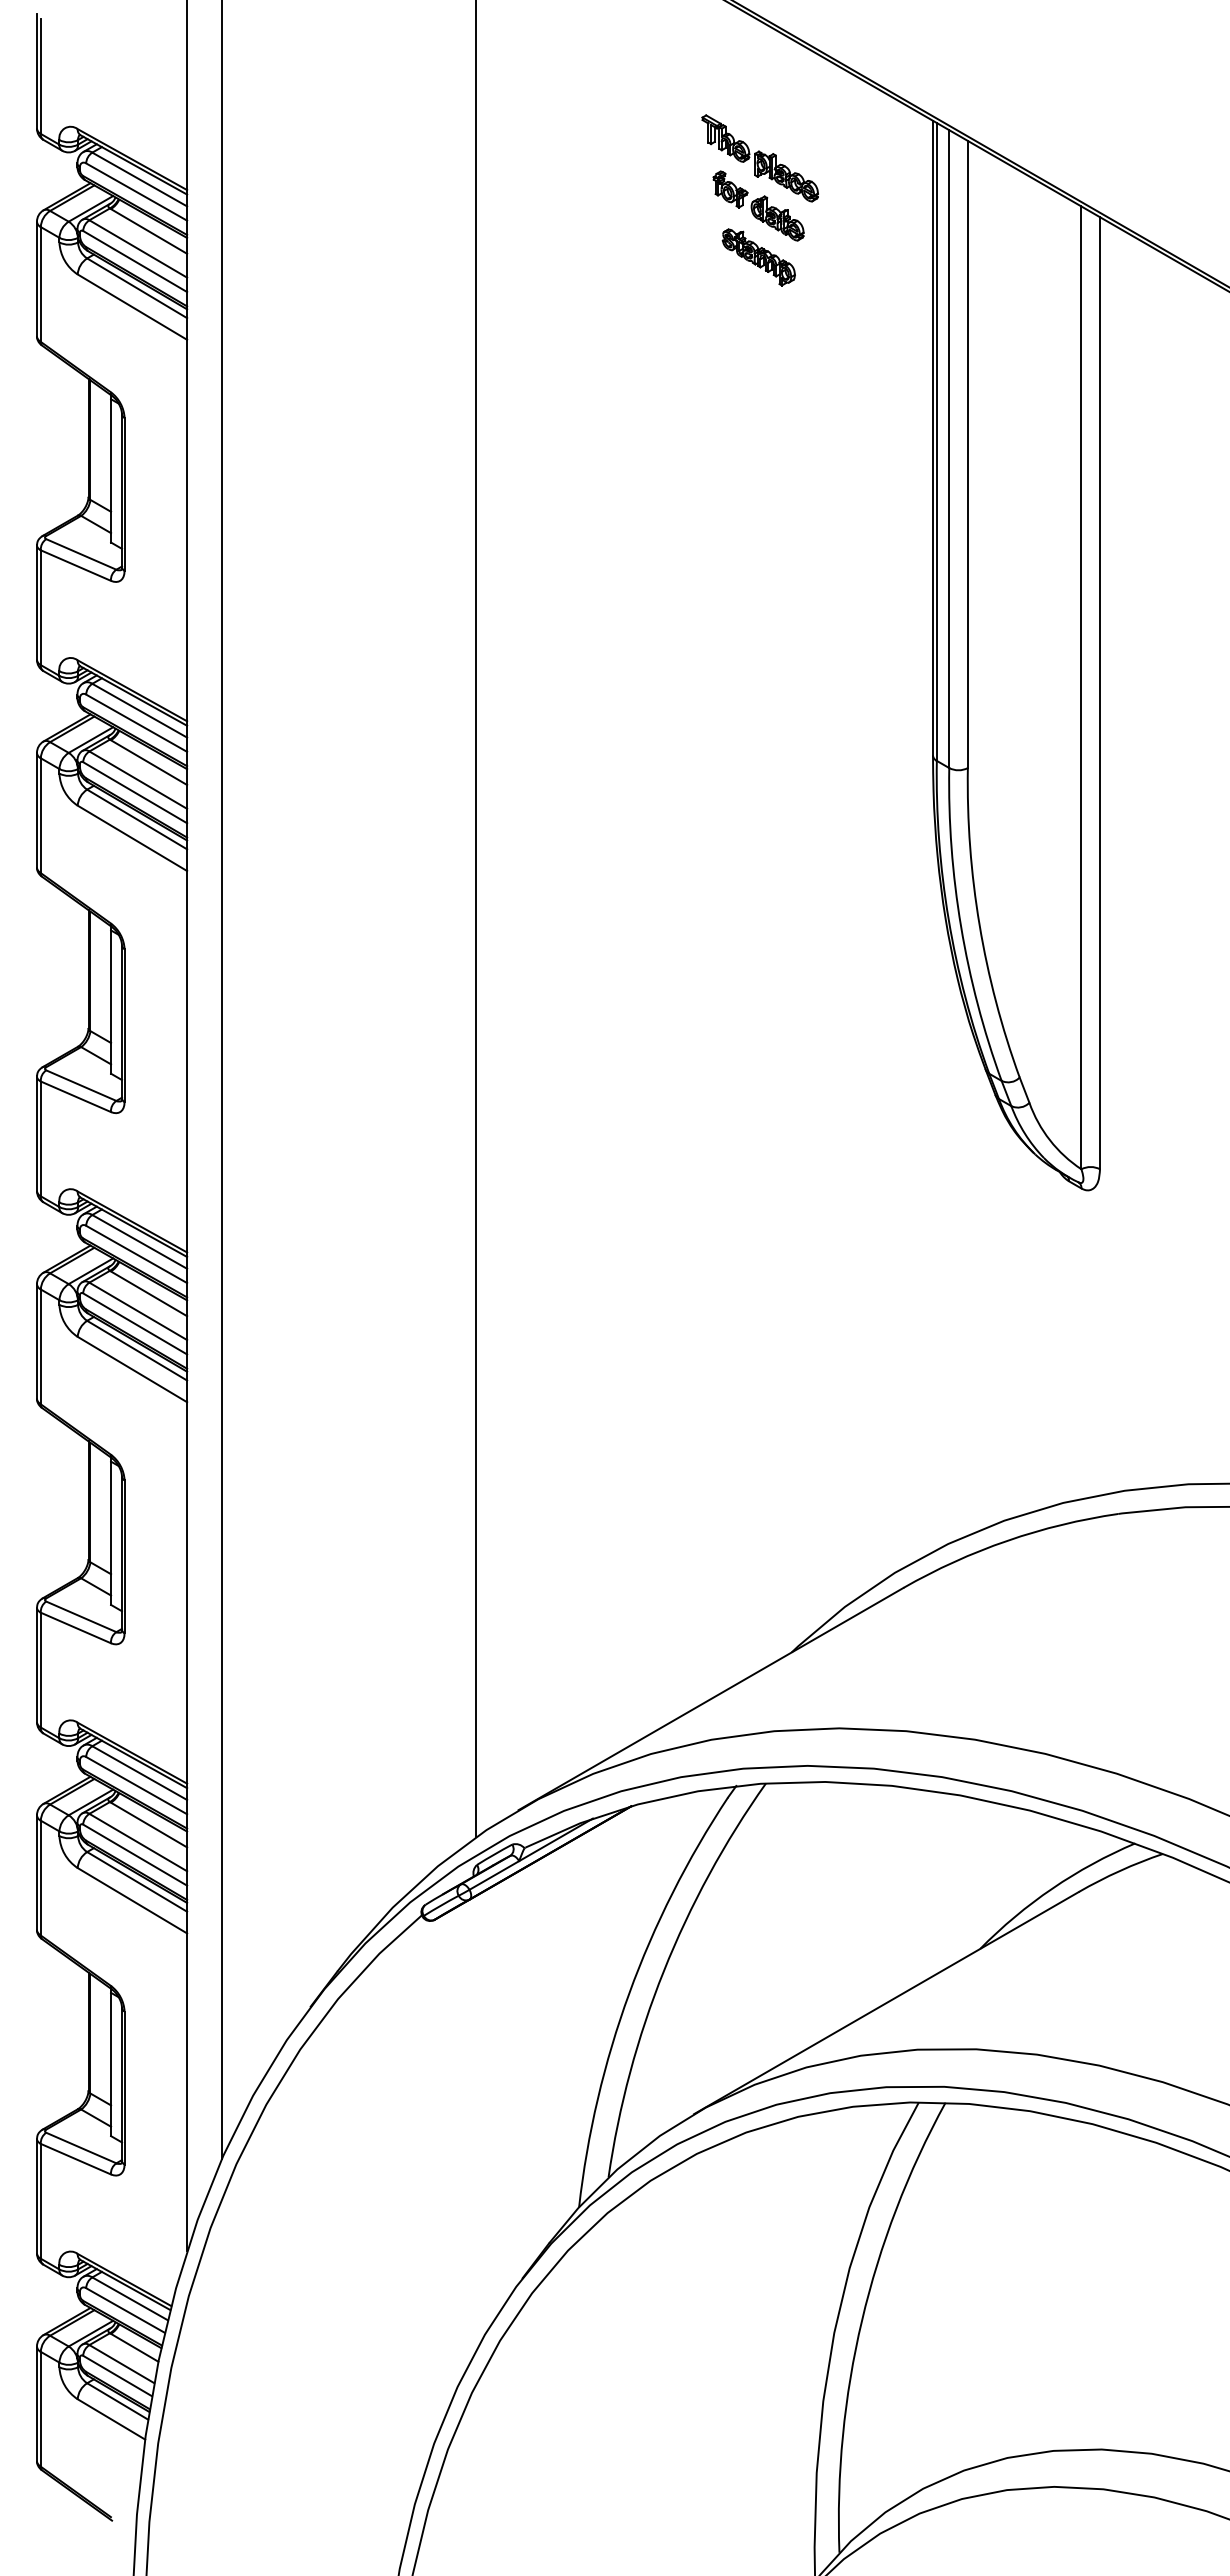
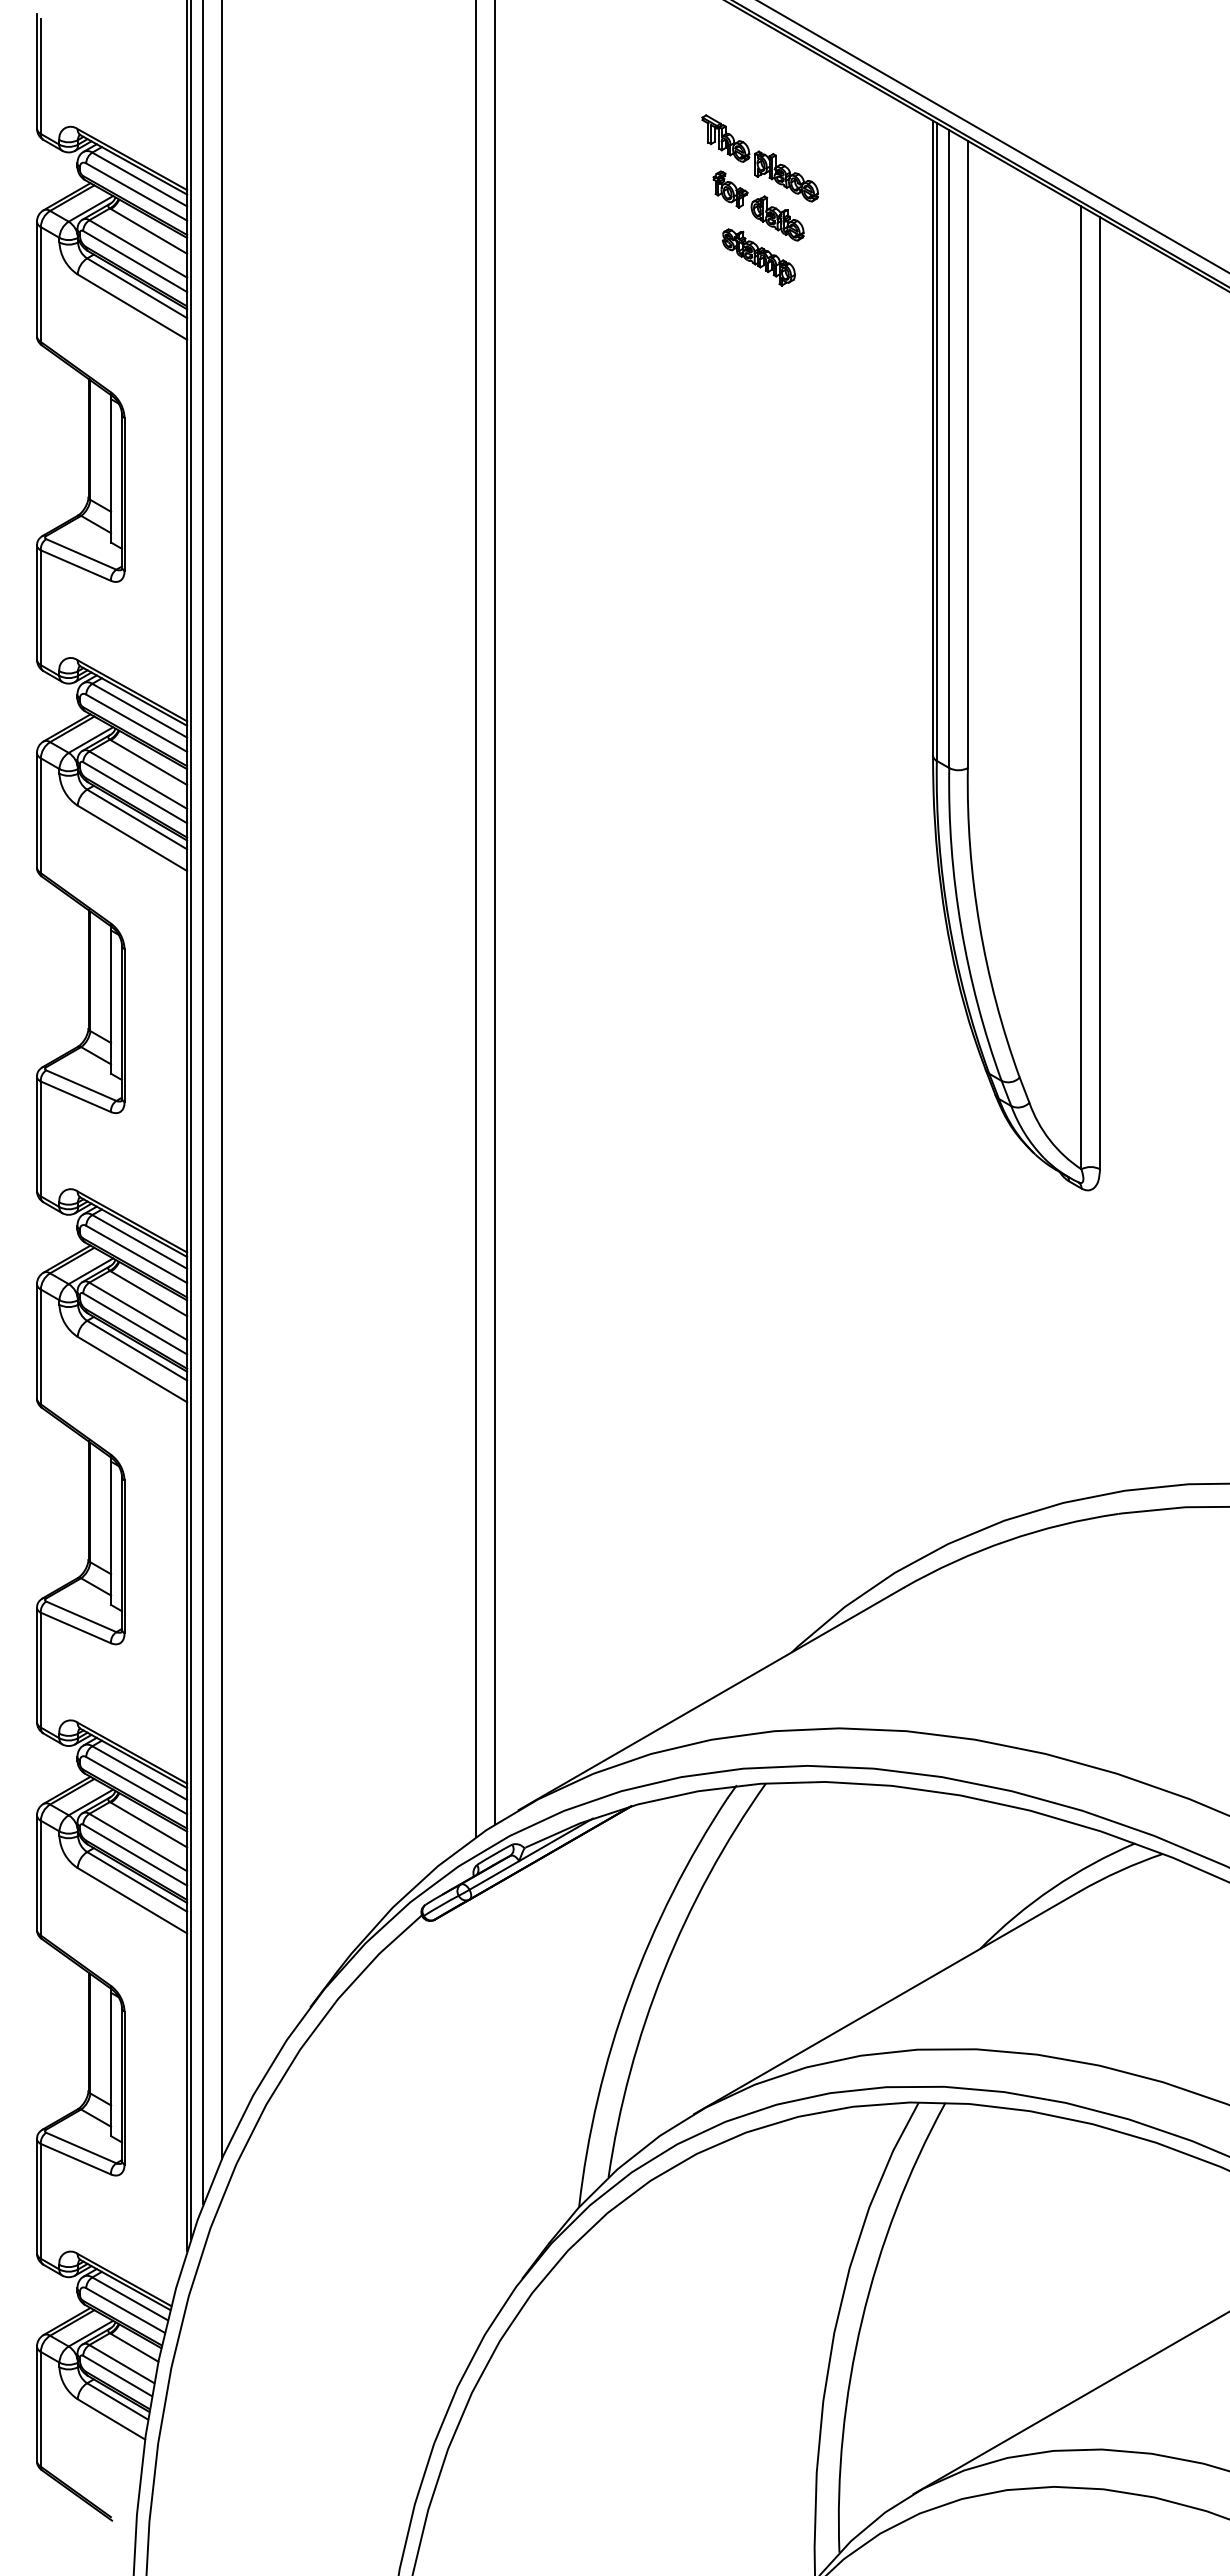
line: none -> present (993, 136)
line: none -> present (495, 913)
line: none -> present (203, 1103)
line: none -> present (190, 1120)
line: none -> present (1069, 2403)
